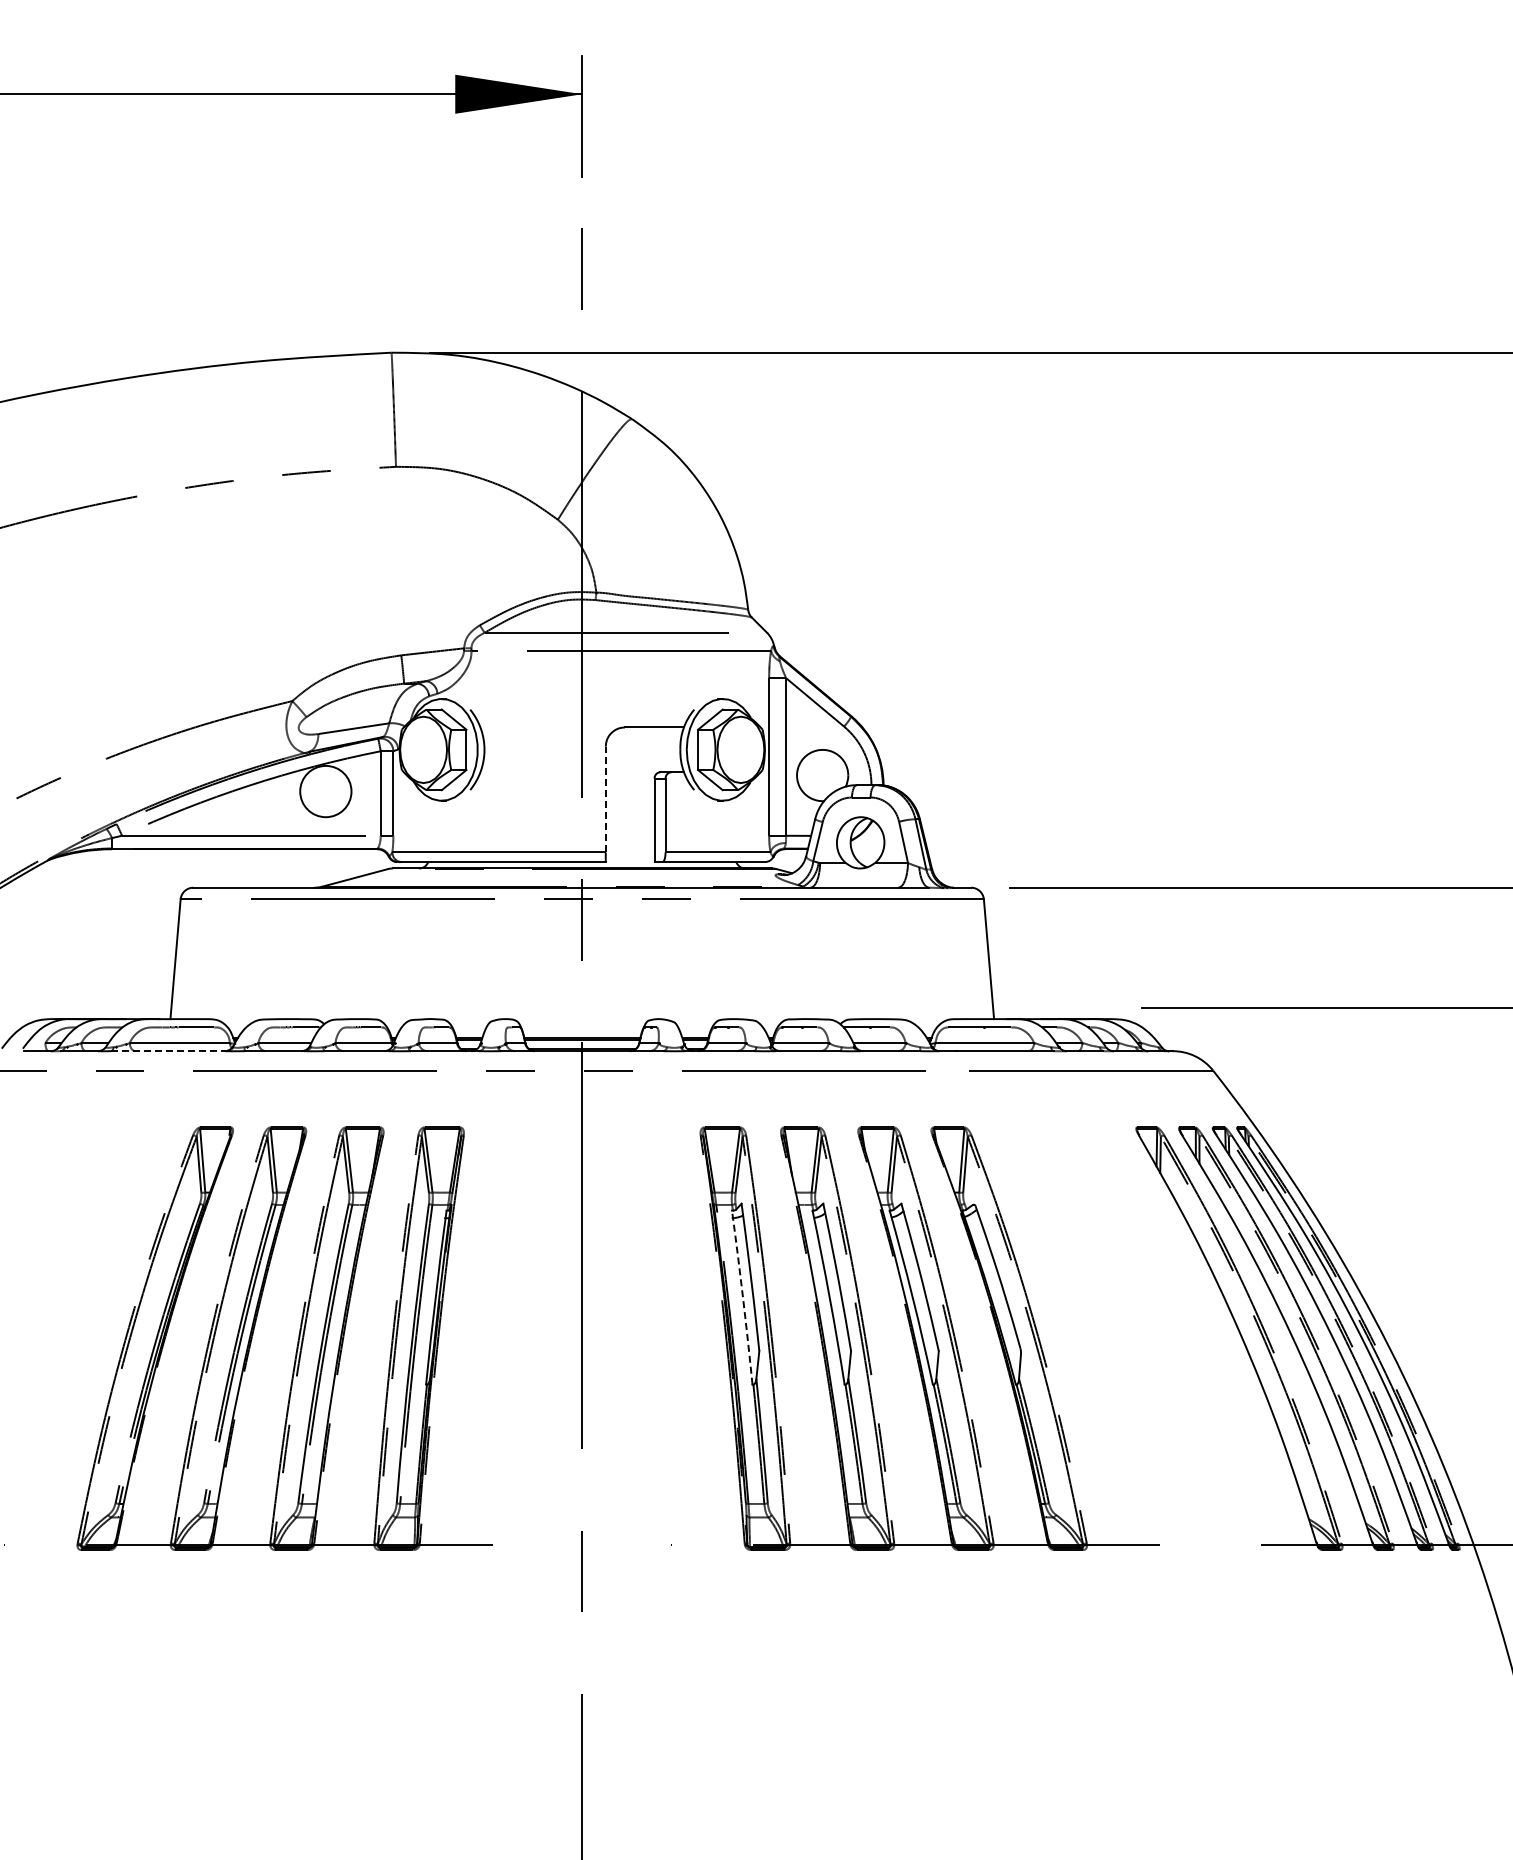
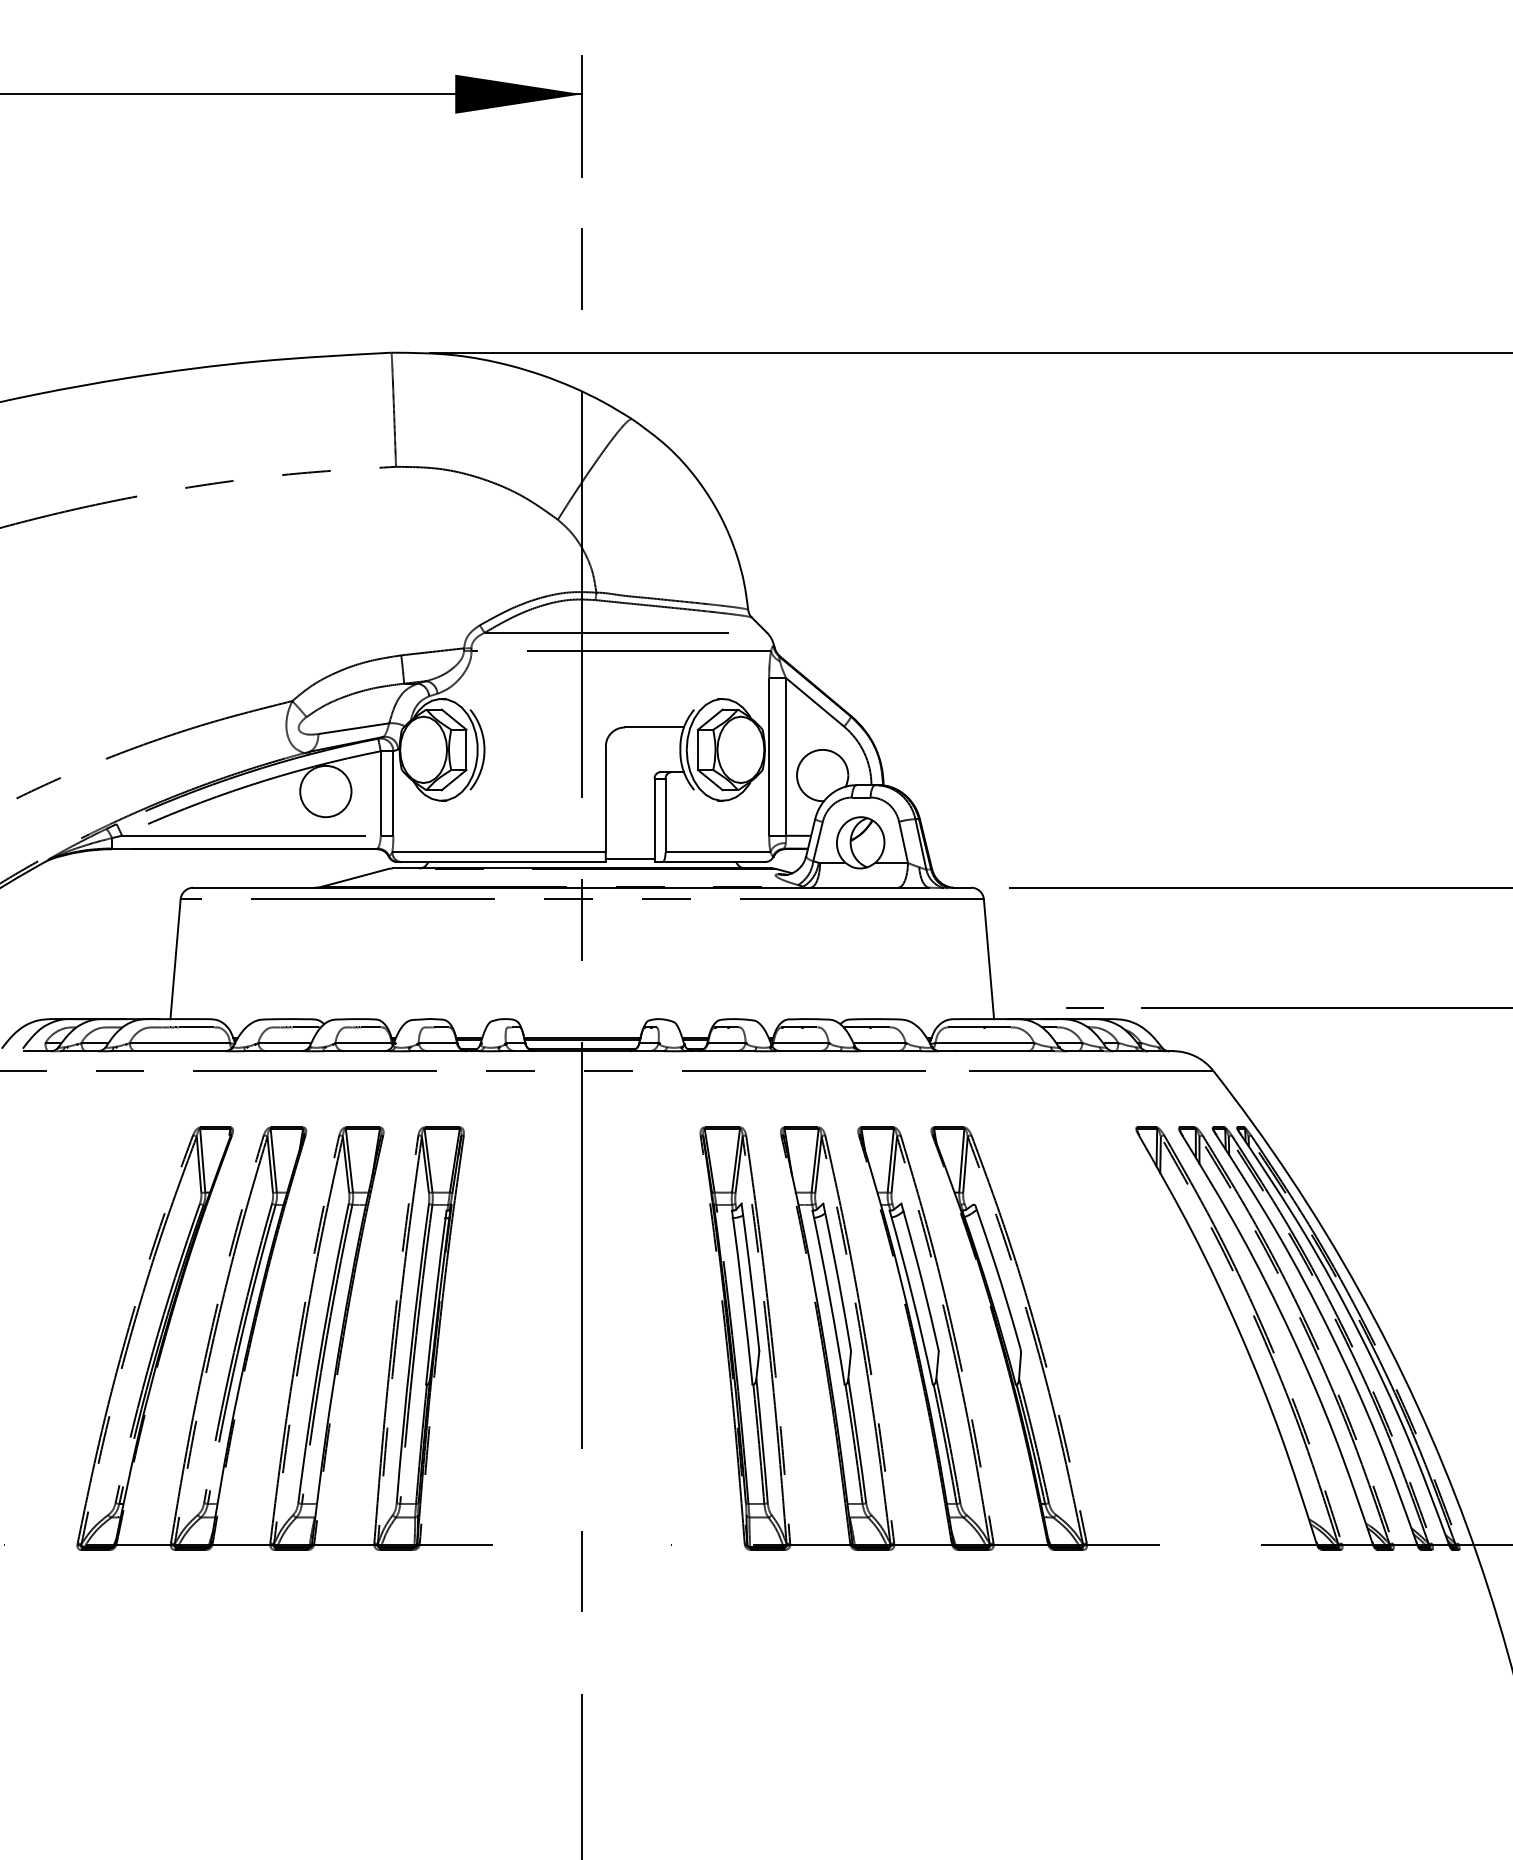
line: dashed -> solid (605, 799)
line: none -> present (629, 858)
line: none -> present (1084, 1007)
line: dashed -> solid (169, 1051)
arc: dashed -> solid (743, 1297)
